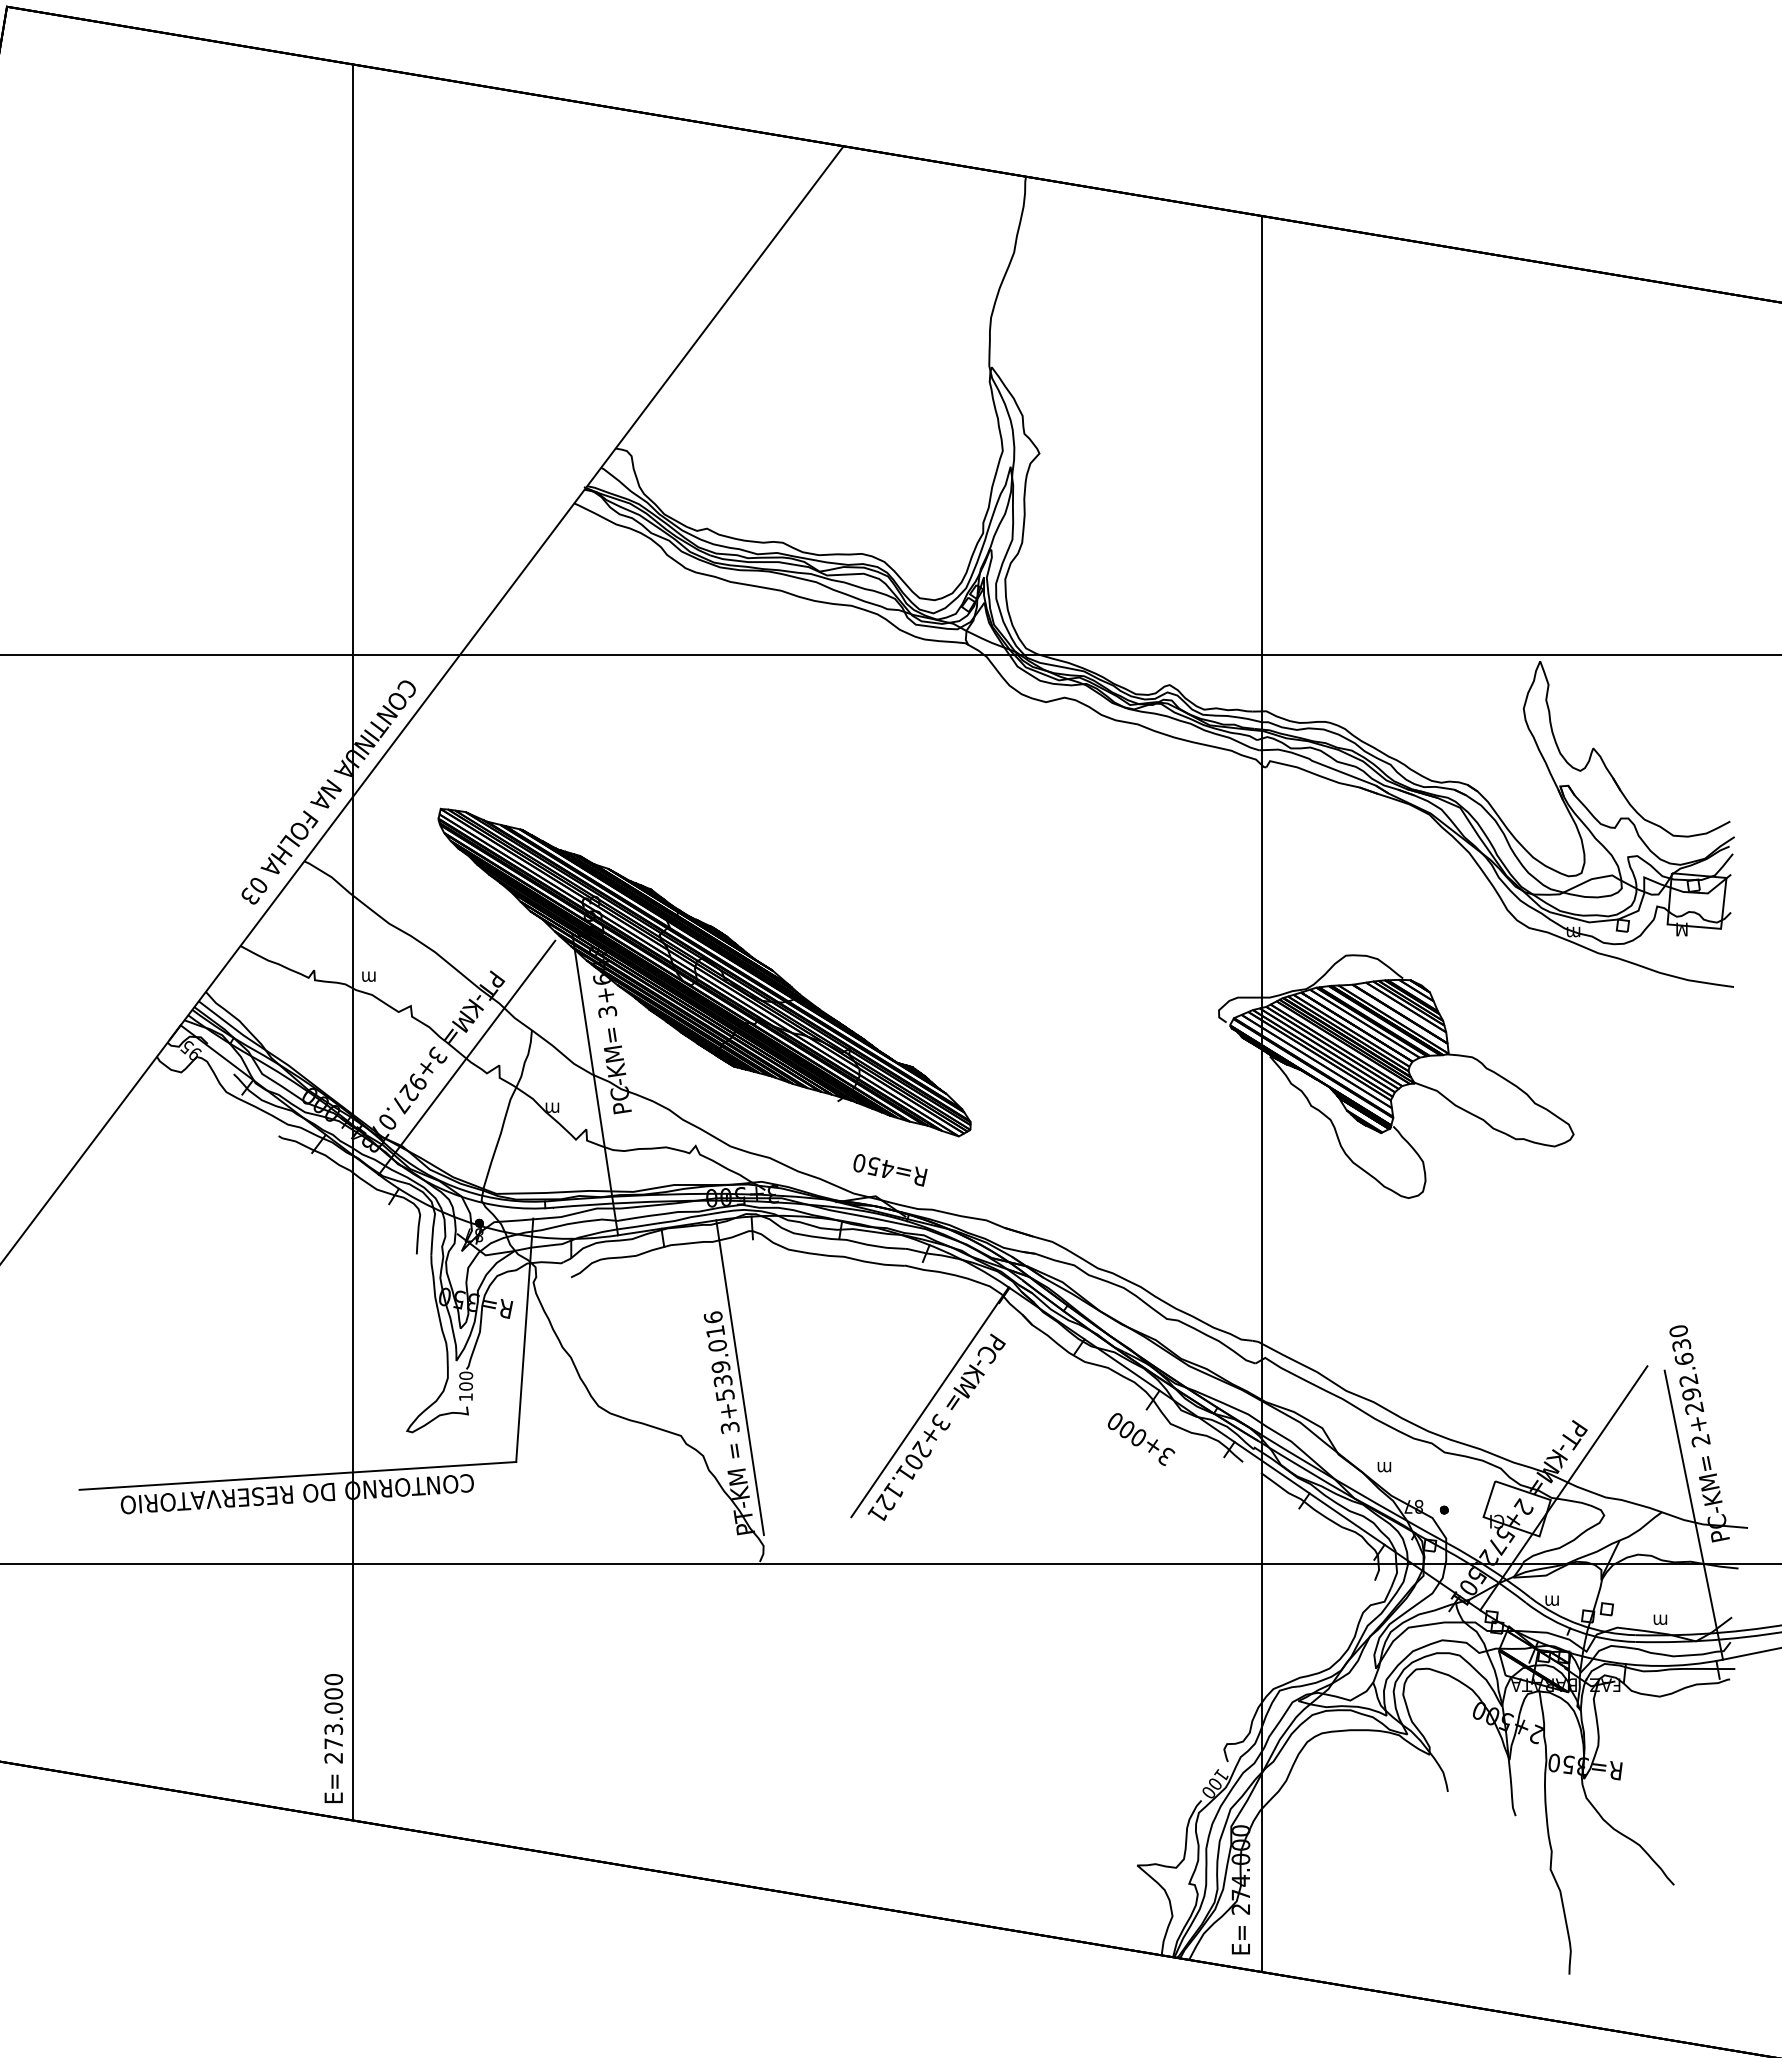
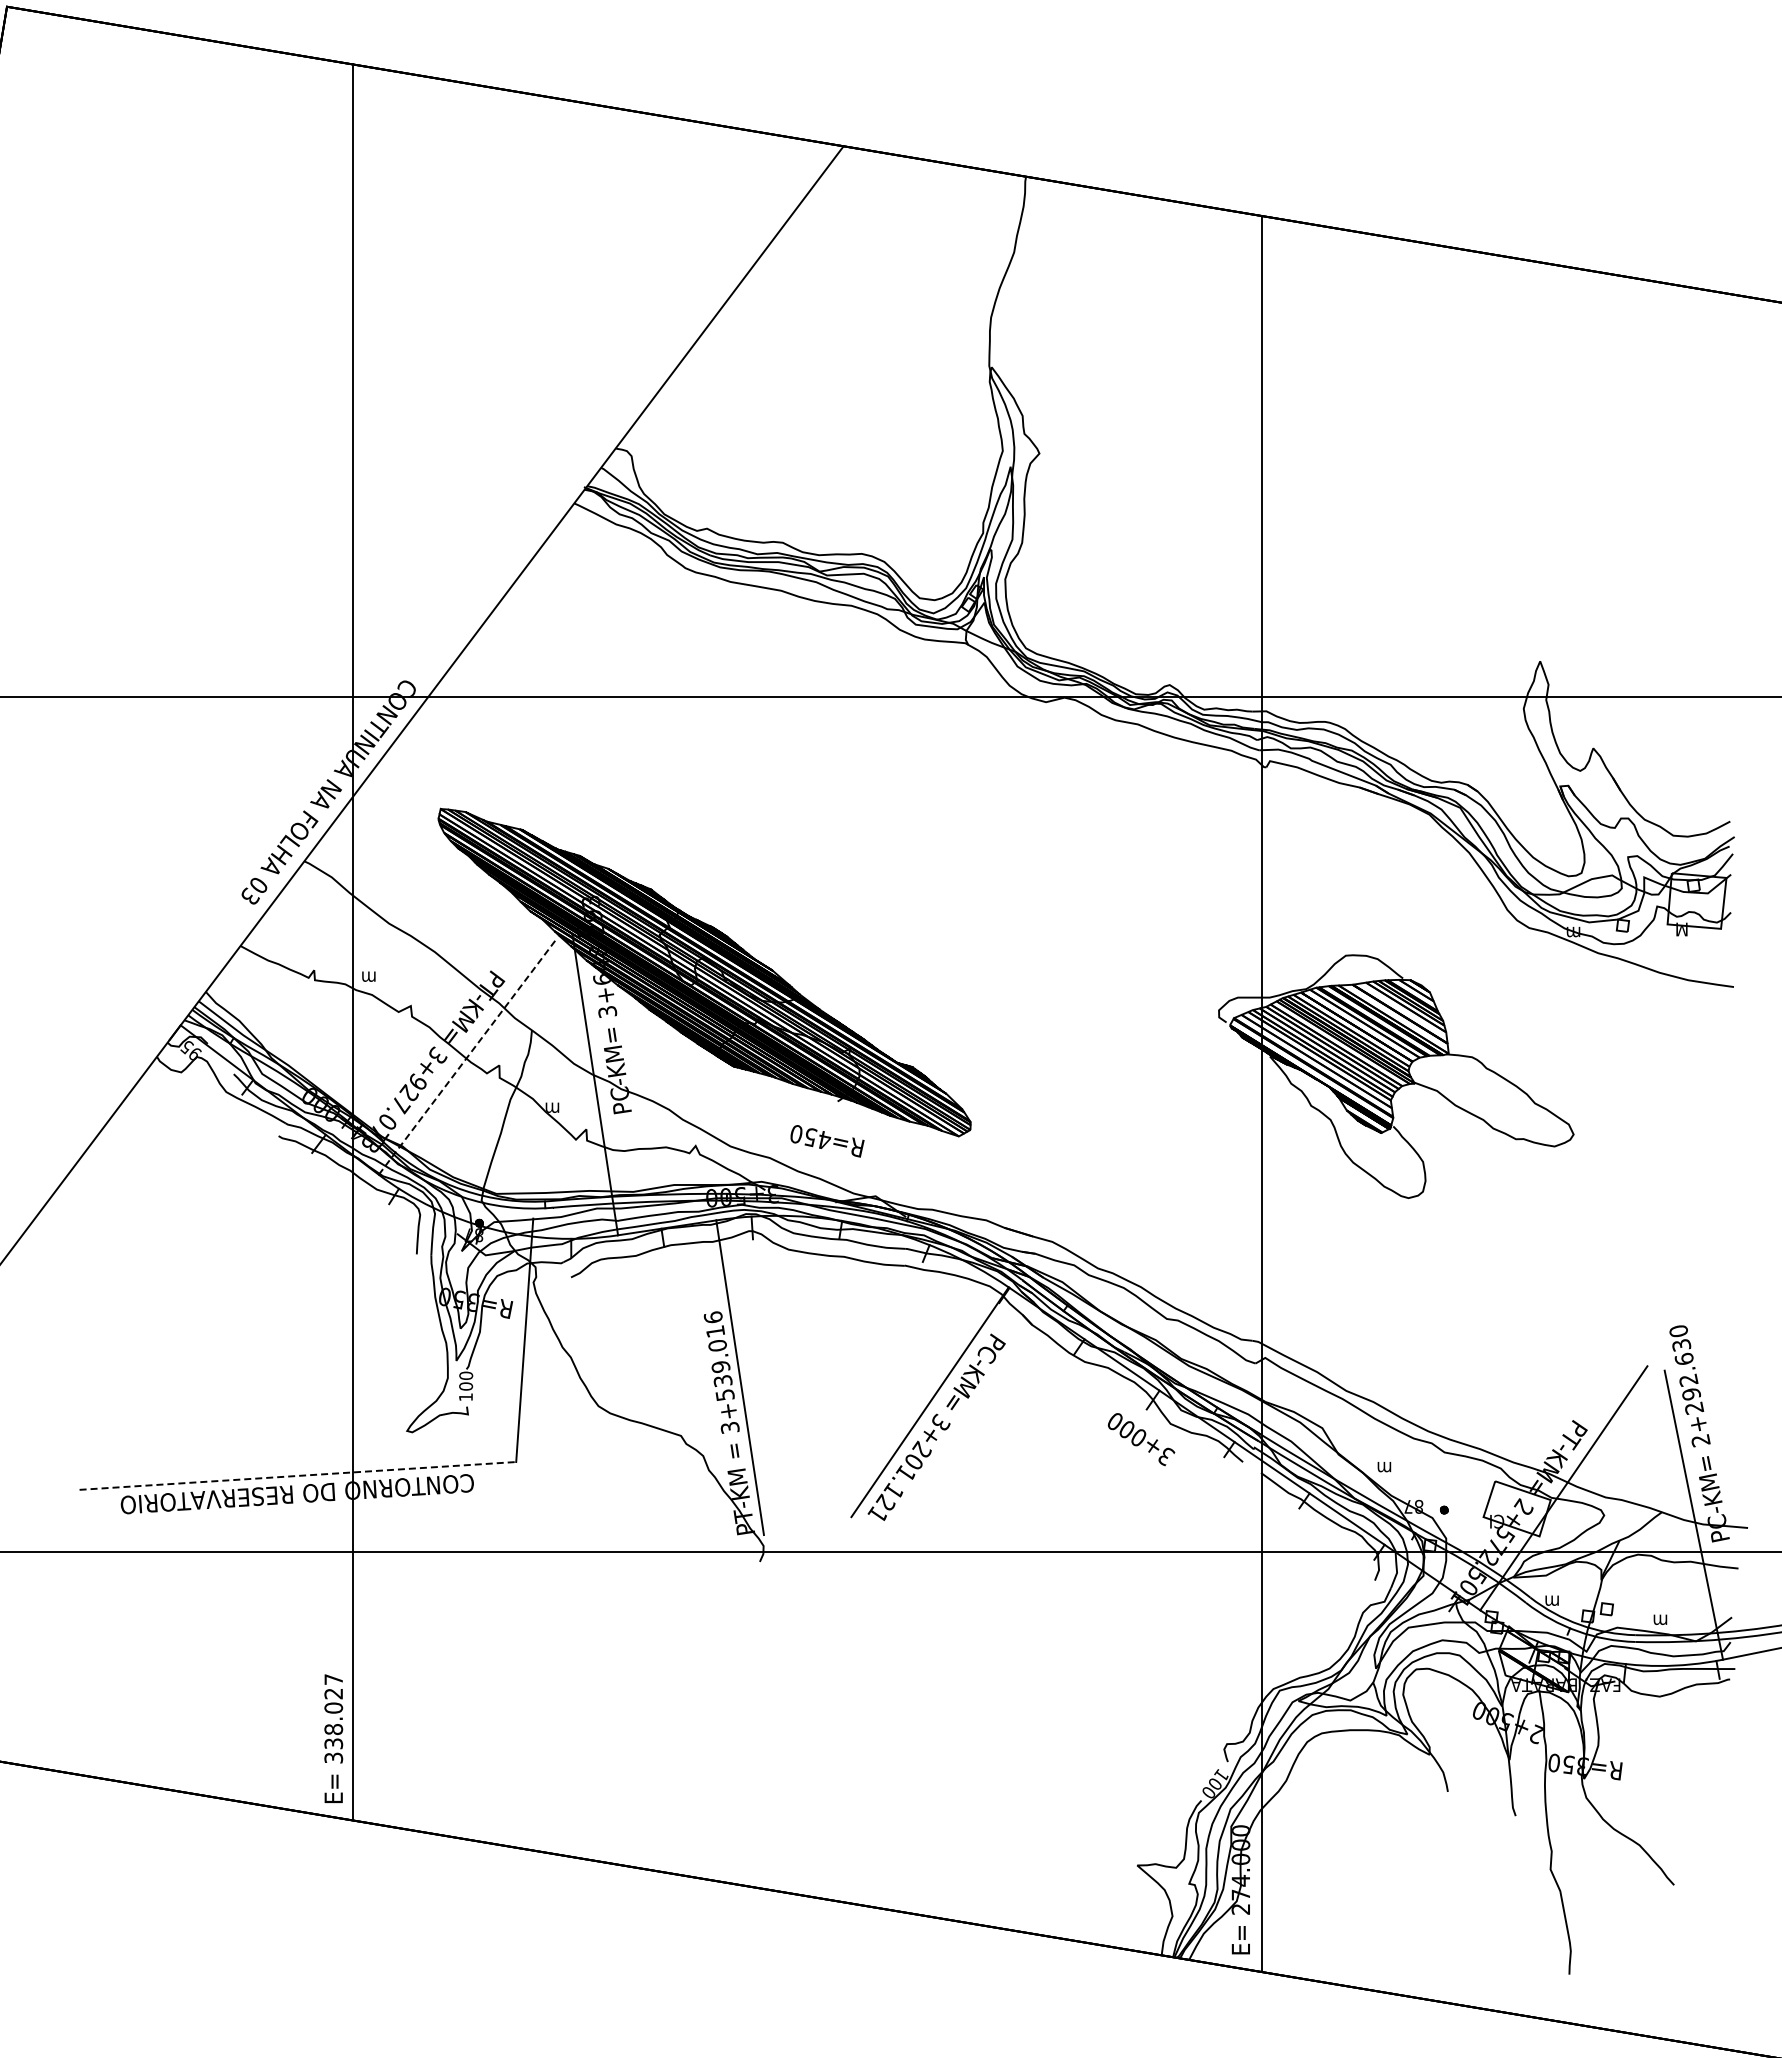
line position: (890, 655) -> (890, 697) (890, 697)
line: solid -> dashed (467, 1057)
text position: (890, 1170) -> (827, 1141) (827, 1141)
line: solid -> dashed (297, 1475)
line position: (890, 1564) -> (890, 1552) (890, 1552)
text: 273.000 -> 338.027 (333, 1718)
